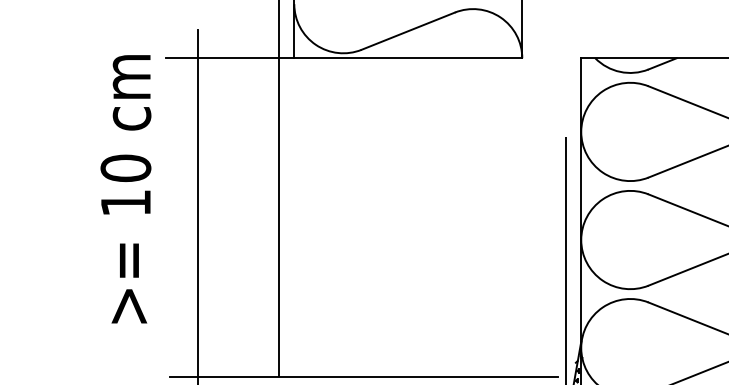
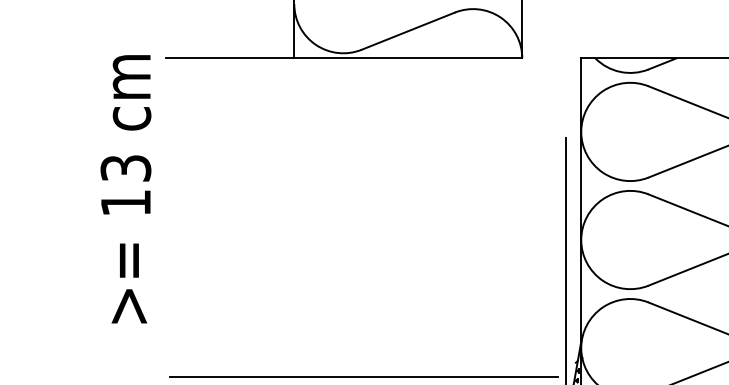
text: 10 -> 13 (125, 168)
line: present -> none (278, 189)
line: present -> none (197, 205)
